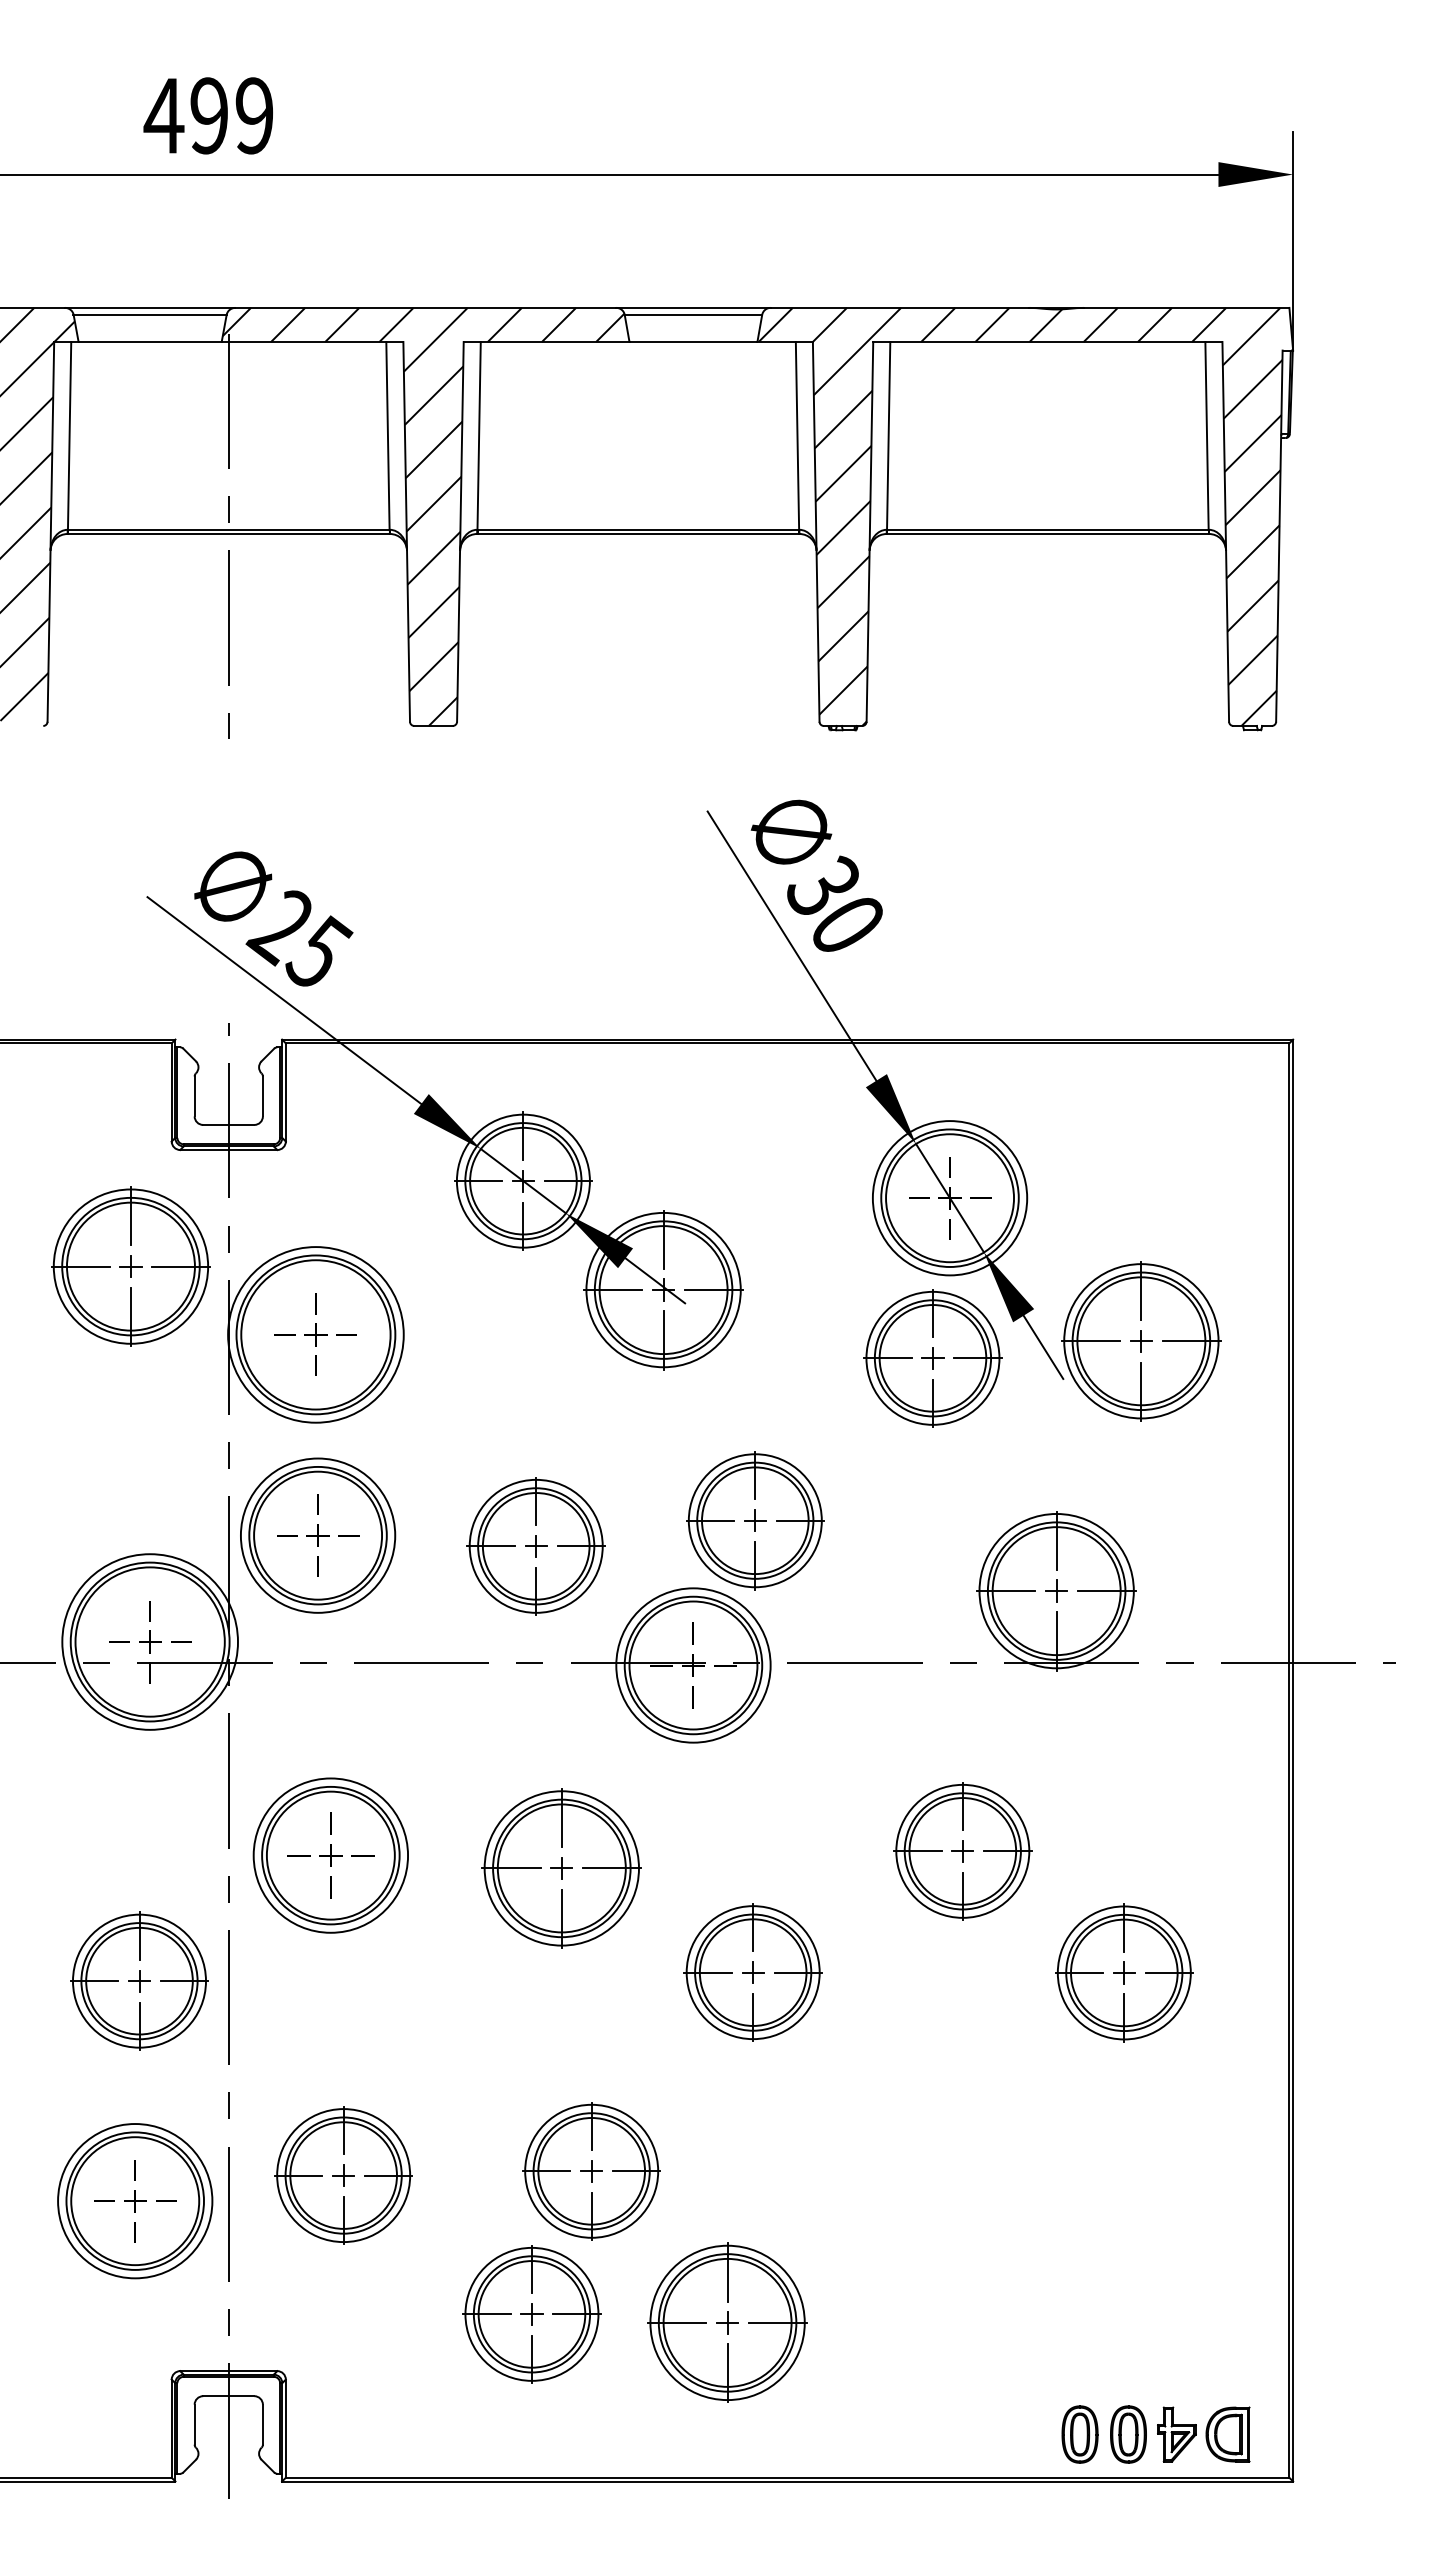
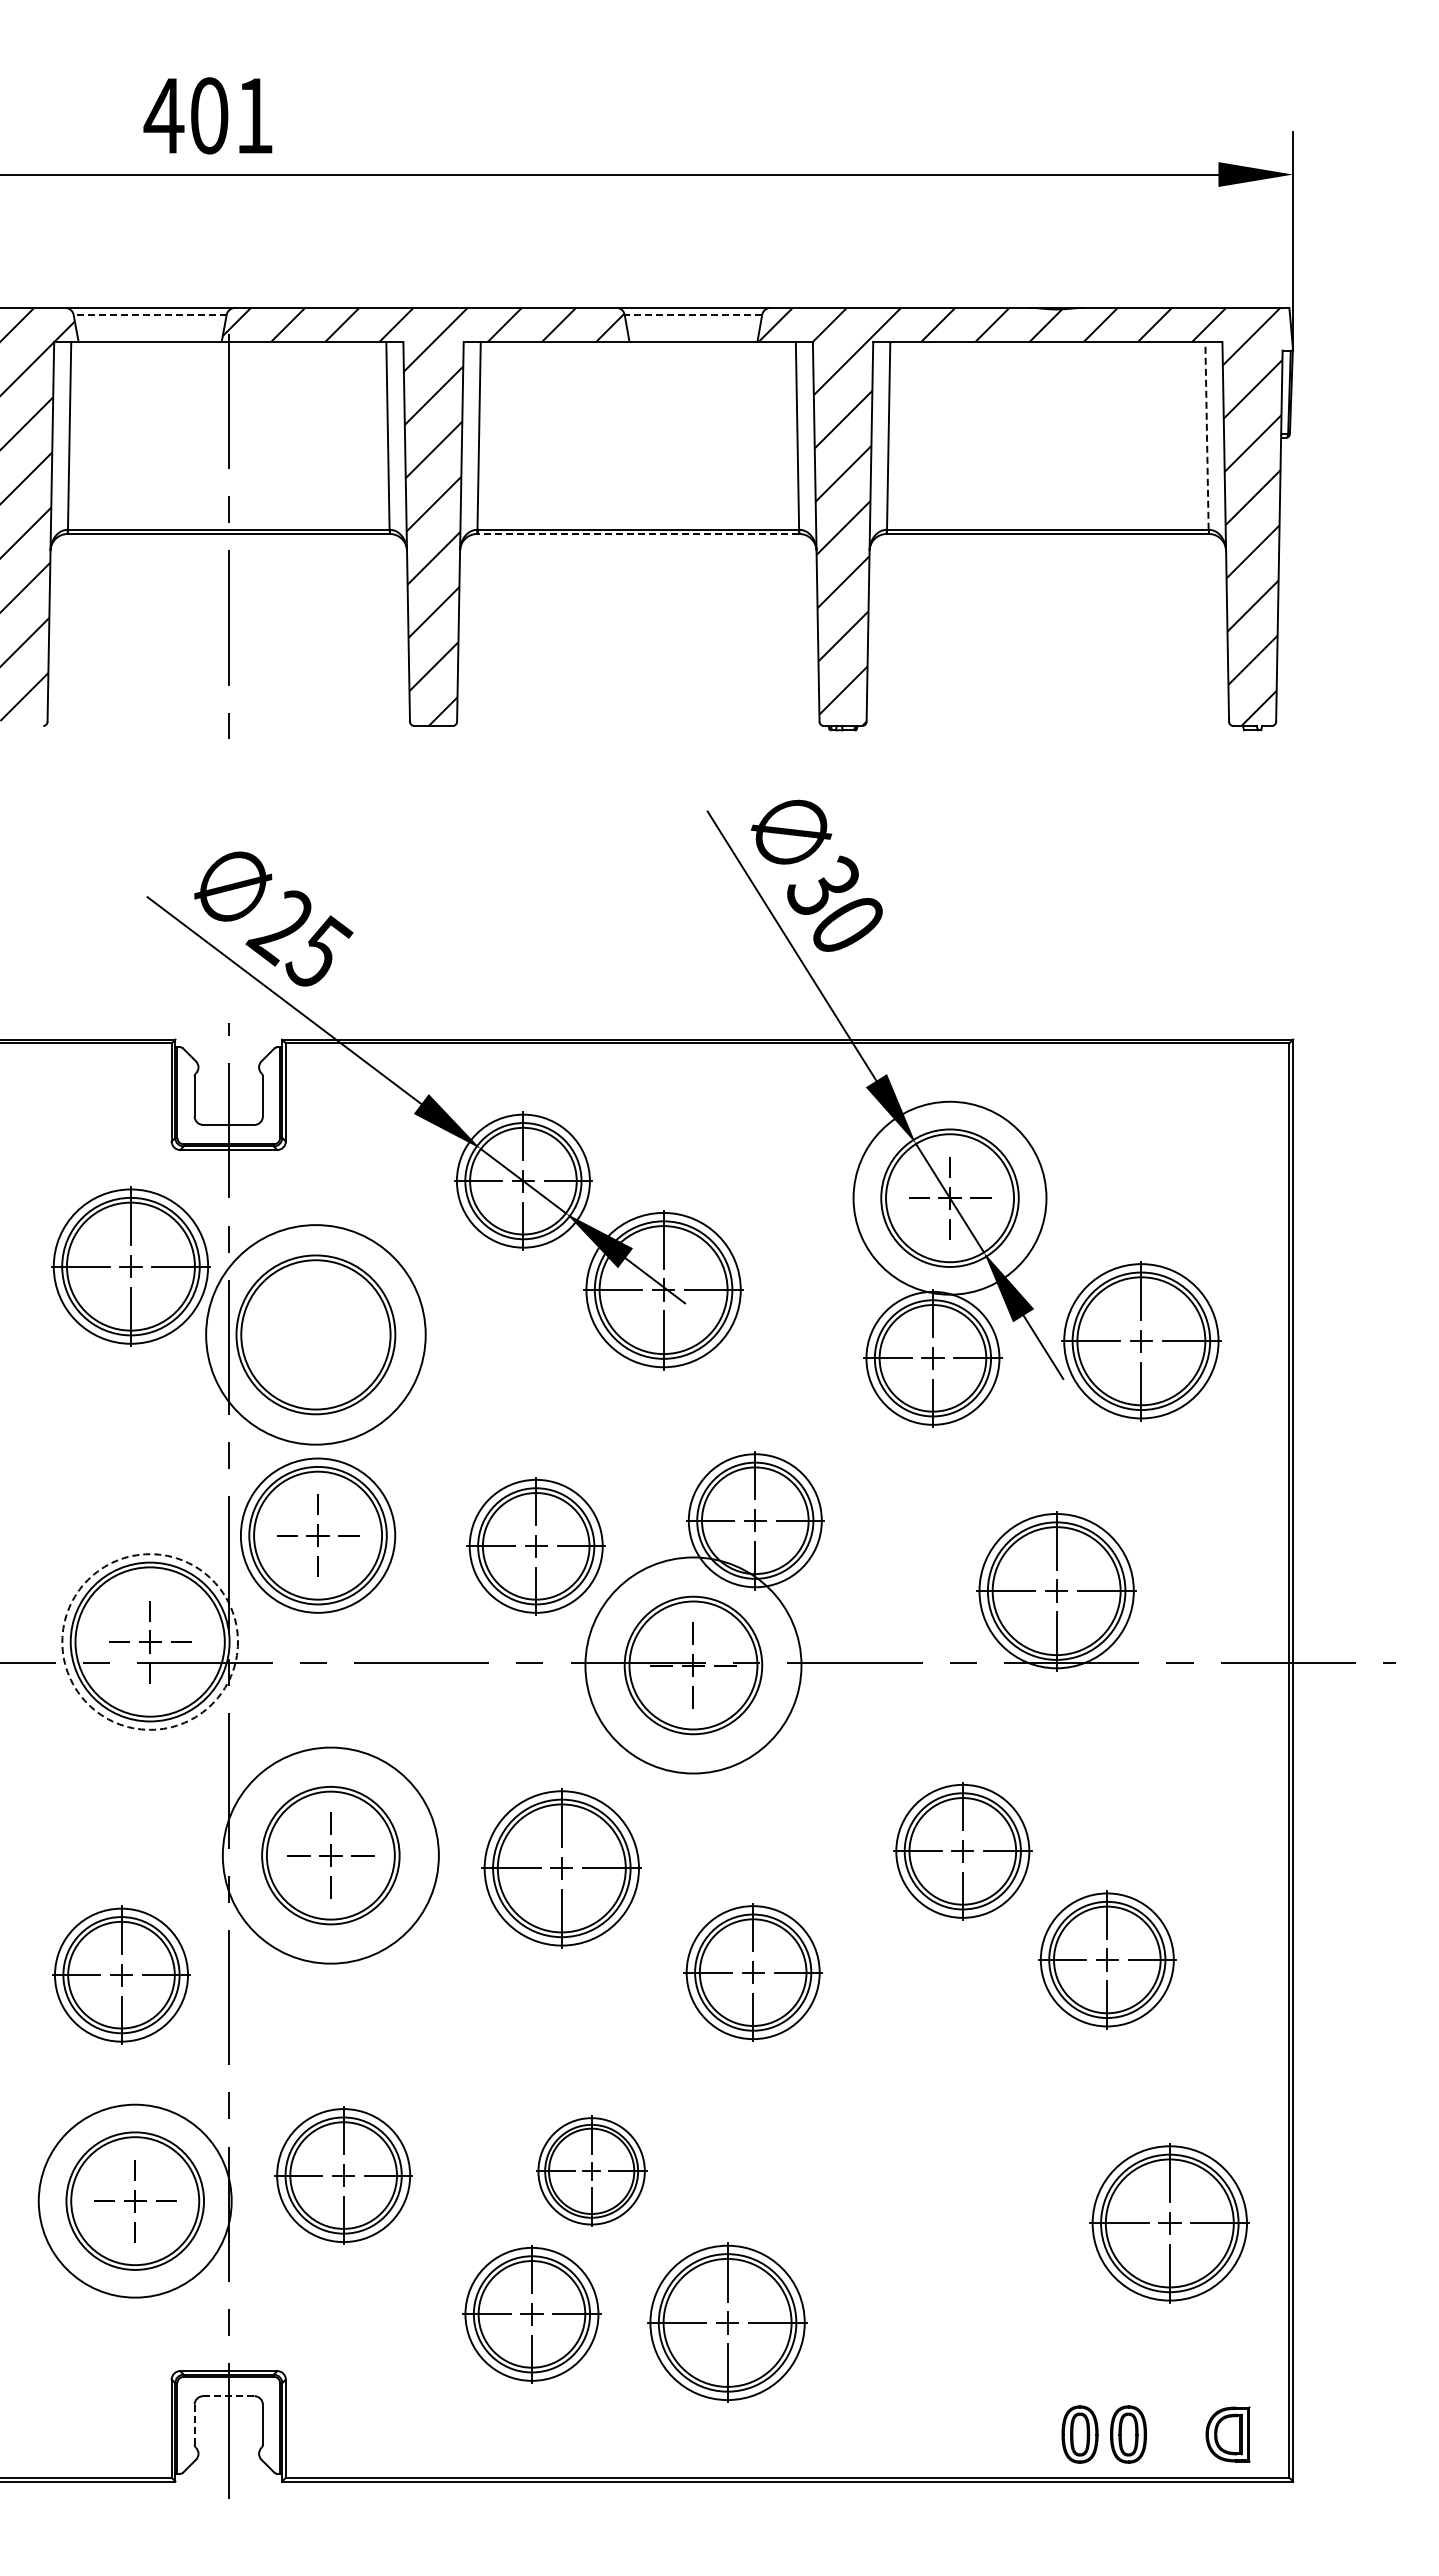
text: 499 -> 401 (231, 115)
line: solid -> dashed (149, 314)
line: solid -> dashed (693, 314)
line: solid -> dashed (1207, 435)
line: solid -> dashed (638, 534)
circle diameter: 154 px -> 193 px (949, 1197)
circle diameter: 176 px -> 220 px (315, 1334)
part: present -> none (315, 1334)
circle: solid -> dashed (150, 1641)
circle diameter: 154 px -> 216 px (693, 1665)
circle diameter: 154 px -> 216 px (330, 1855)
part position: (1124, 1972) -> (1107, 1959) (1107, 1959)
part position: (139, 1980) -> (121, 1974) (121, 1974)
part size: 139x139 px -> 112x112 px (591, 2170)
circle diameter: 154 px -> 193 px (134, 2200)
part: none -> present (1169, 2223)
line: solid -> dashed (228, 2396)
line: solid -> dashed (194, 2424)
part: present -> none (1176, 2434)
